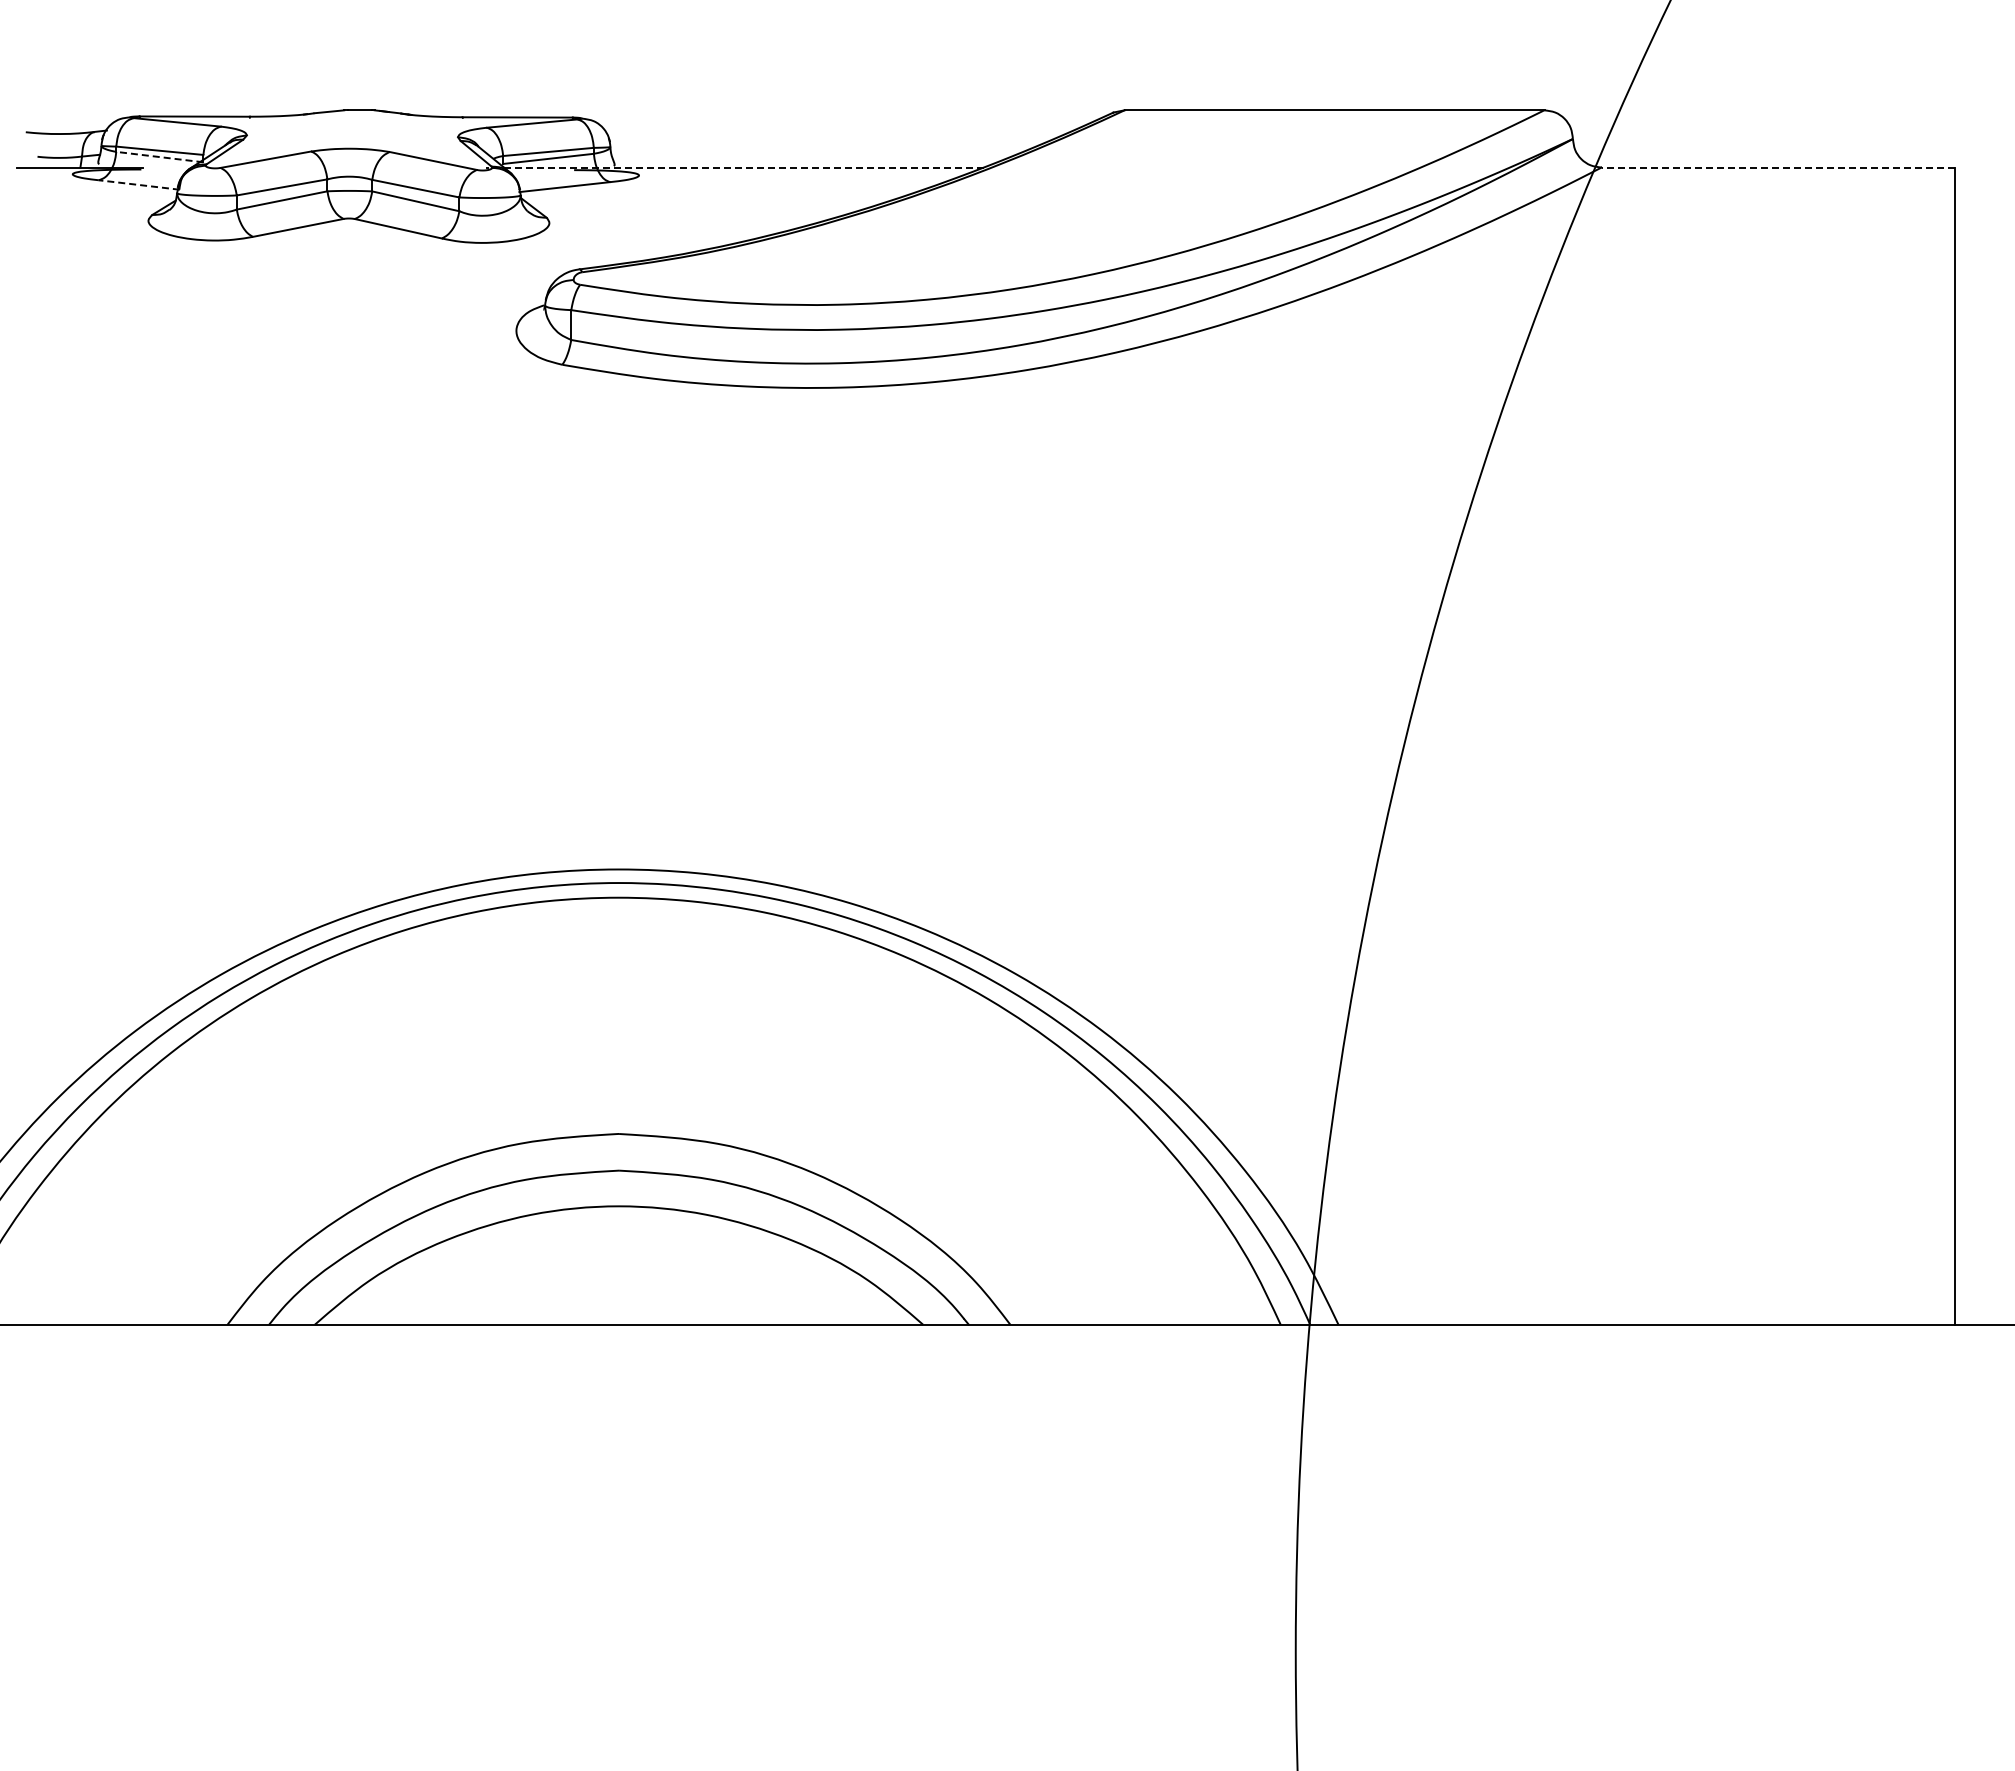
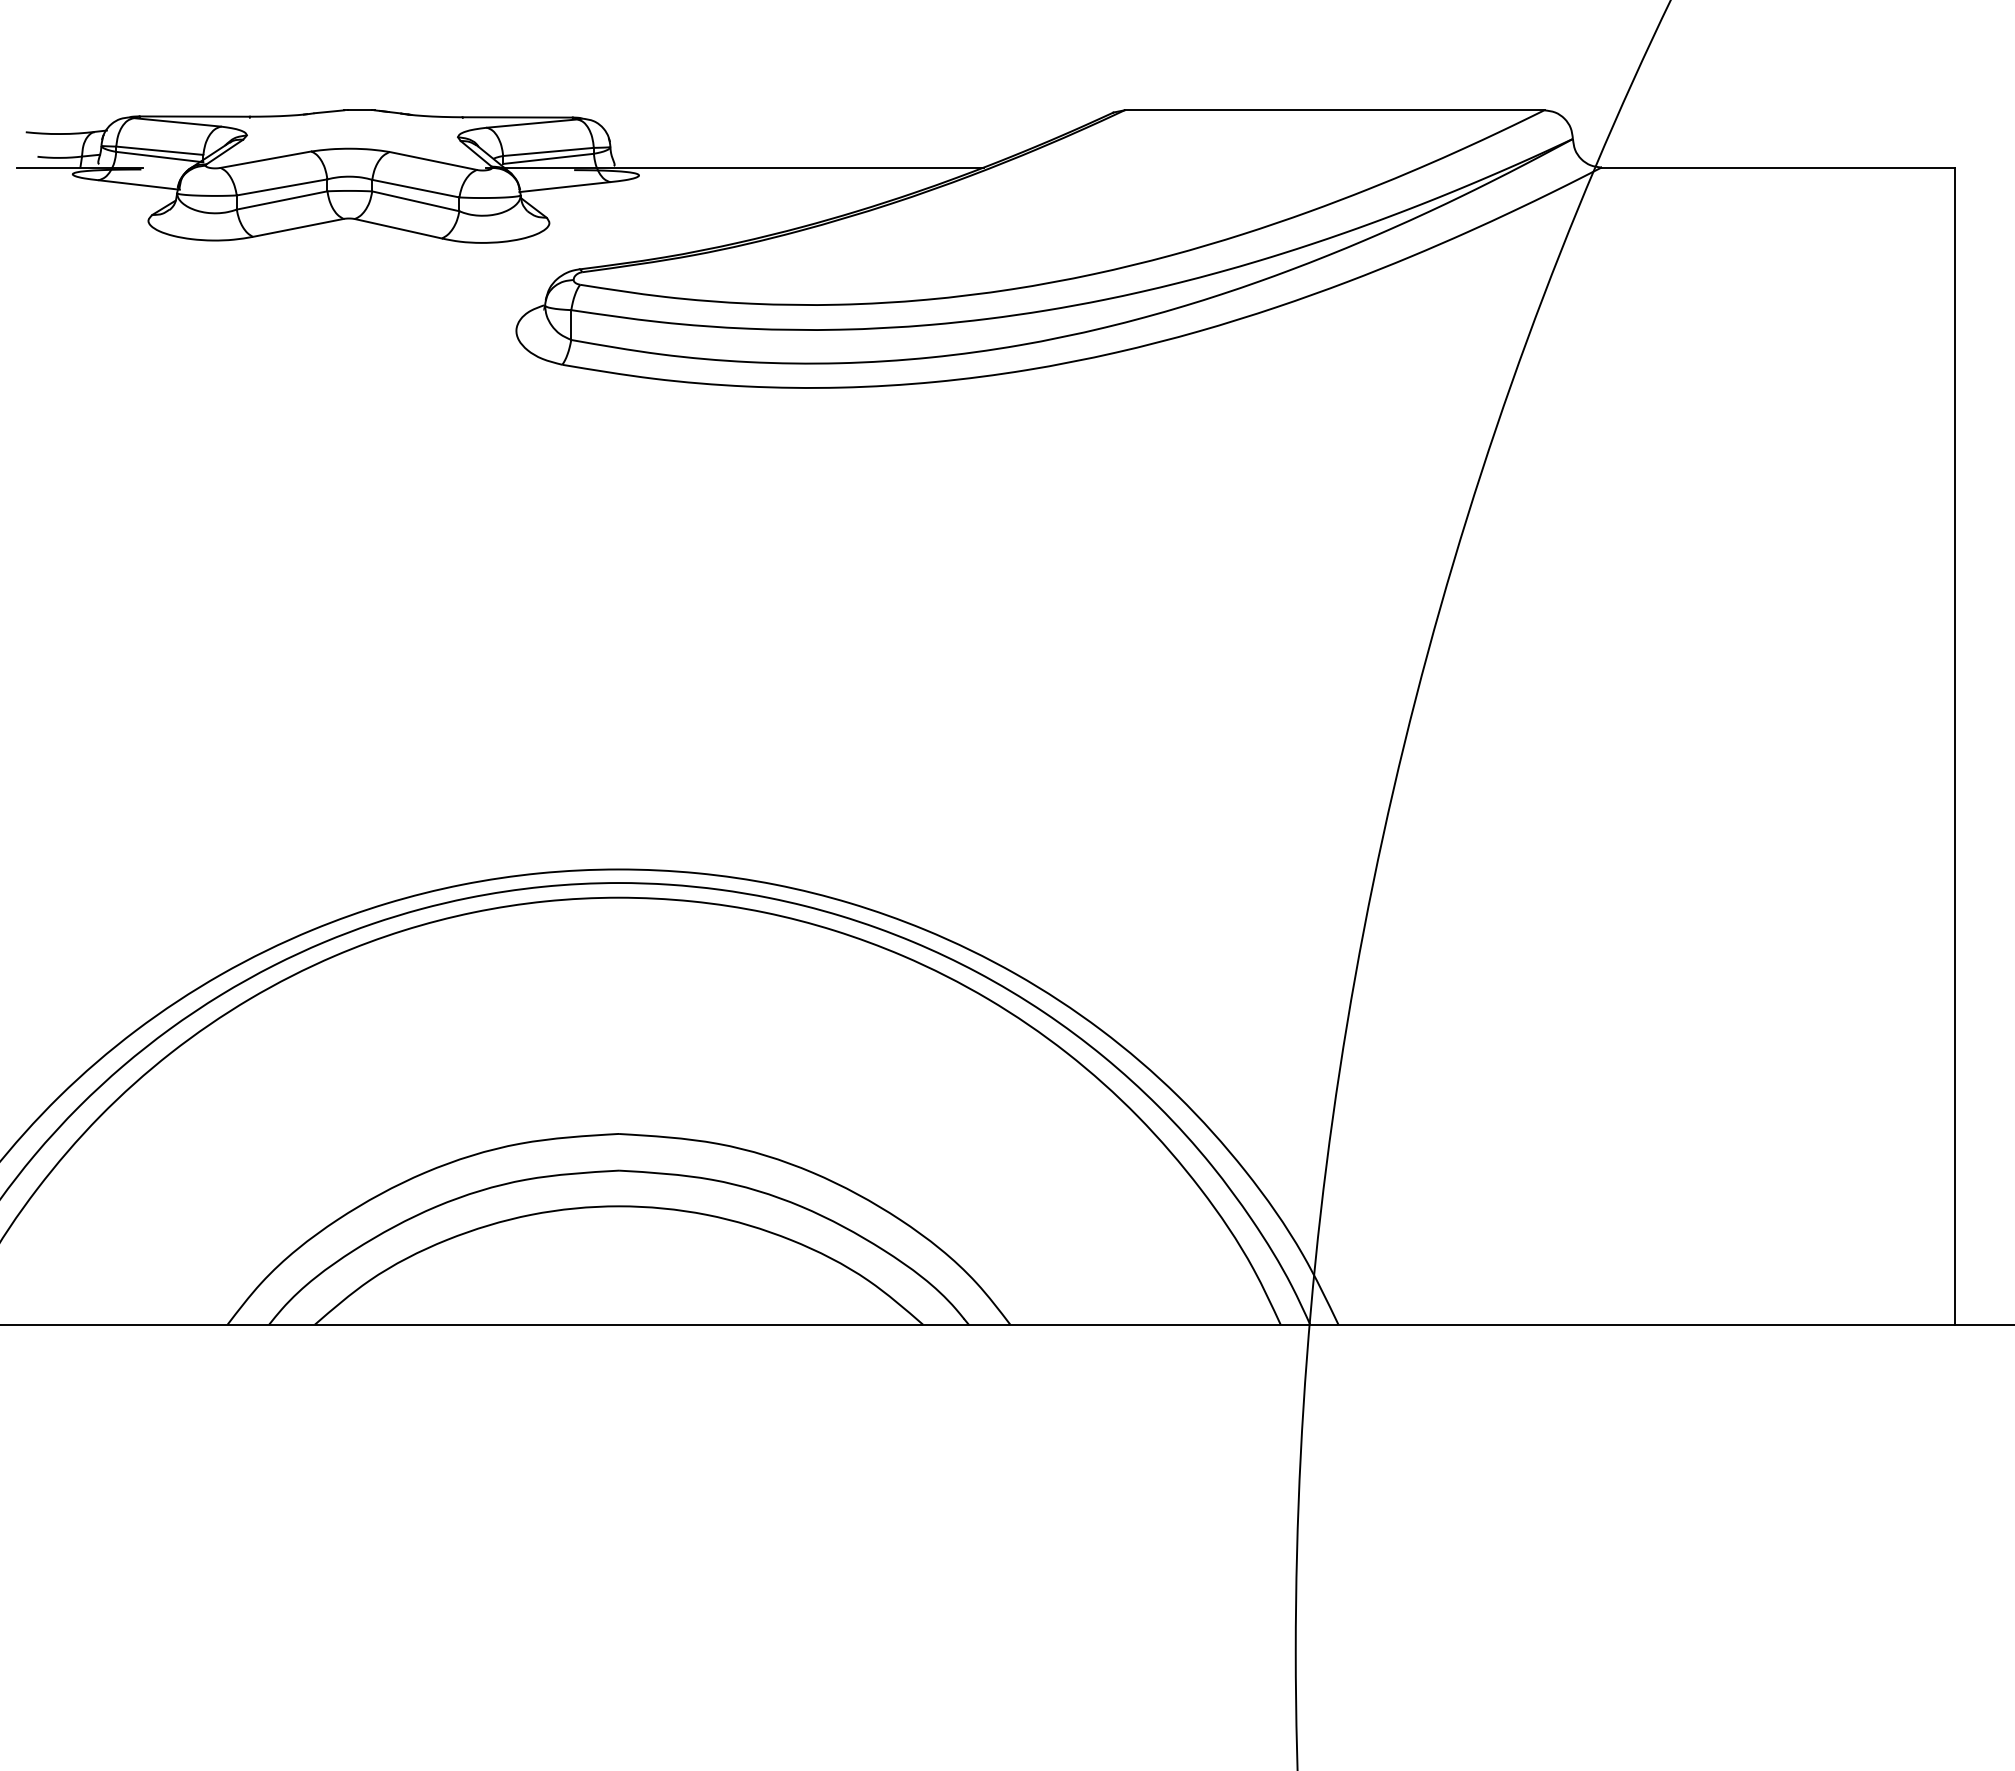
line: dashed -> solid (159, 157)
line: dashed -> solid (735, 167)
line: dashed -> solid (1777, 167)
line: dashed -> solid (139, 185)
